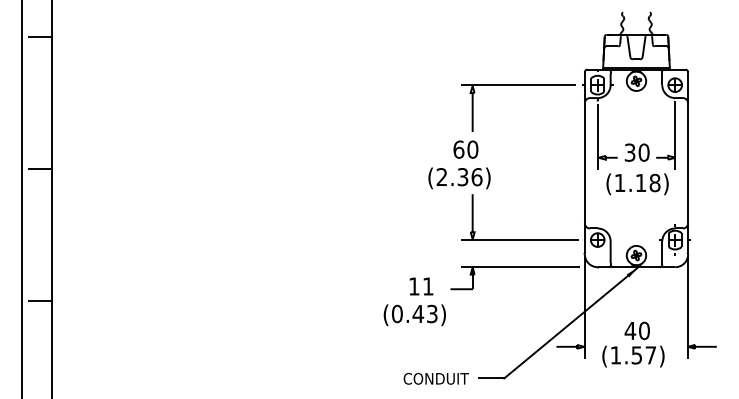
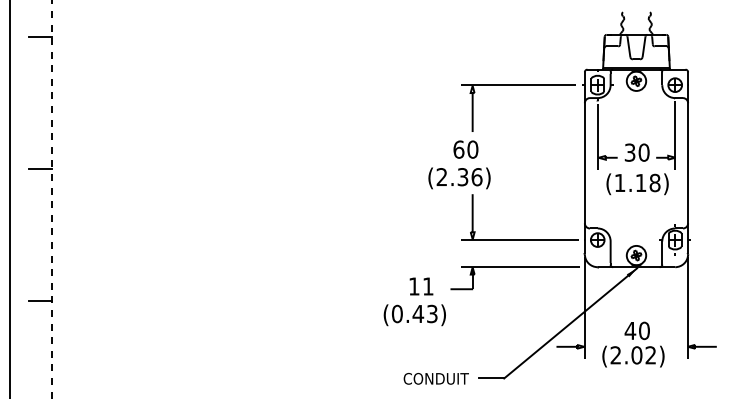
line position: (22, 198) -> (10, 198) (10, 198)
line: solid -> dashed (51, 199)
text: (1.57) -> (2.02) (632, 355)
